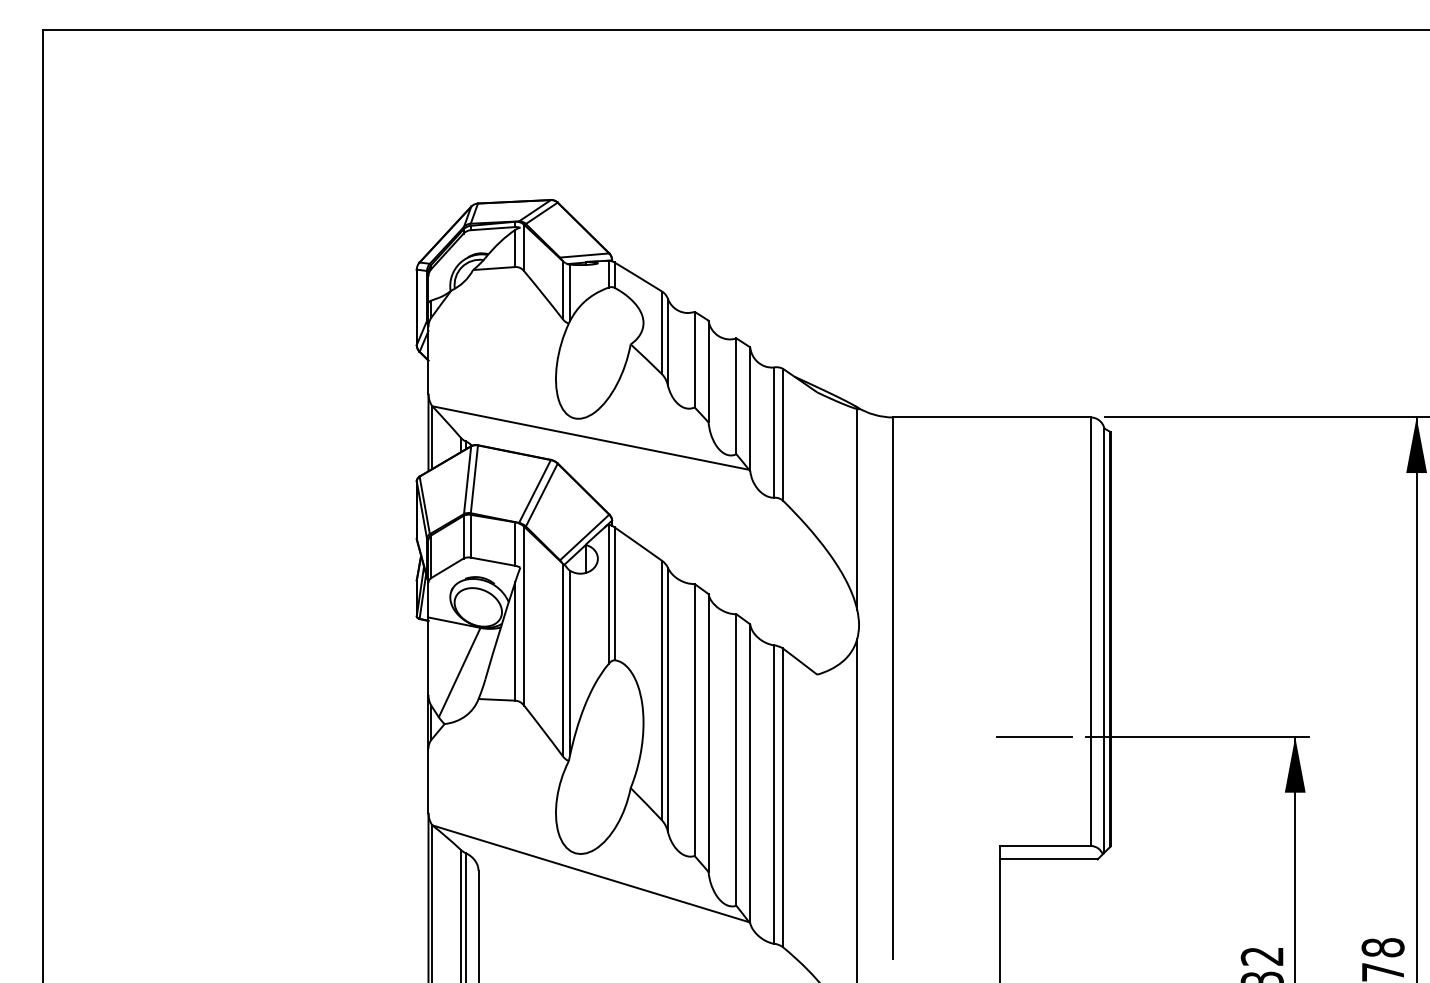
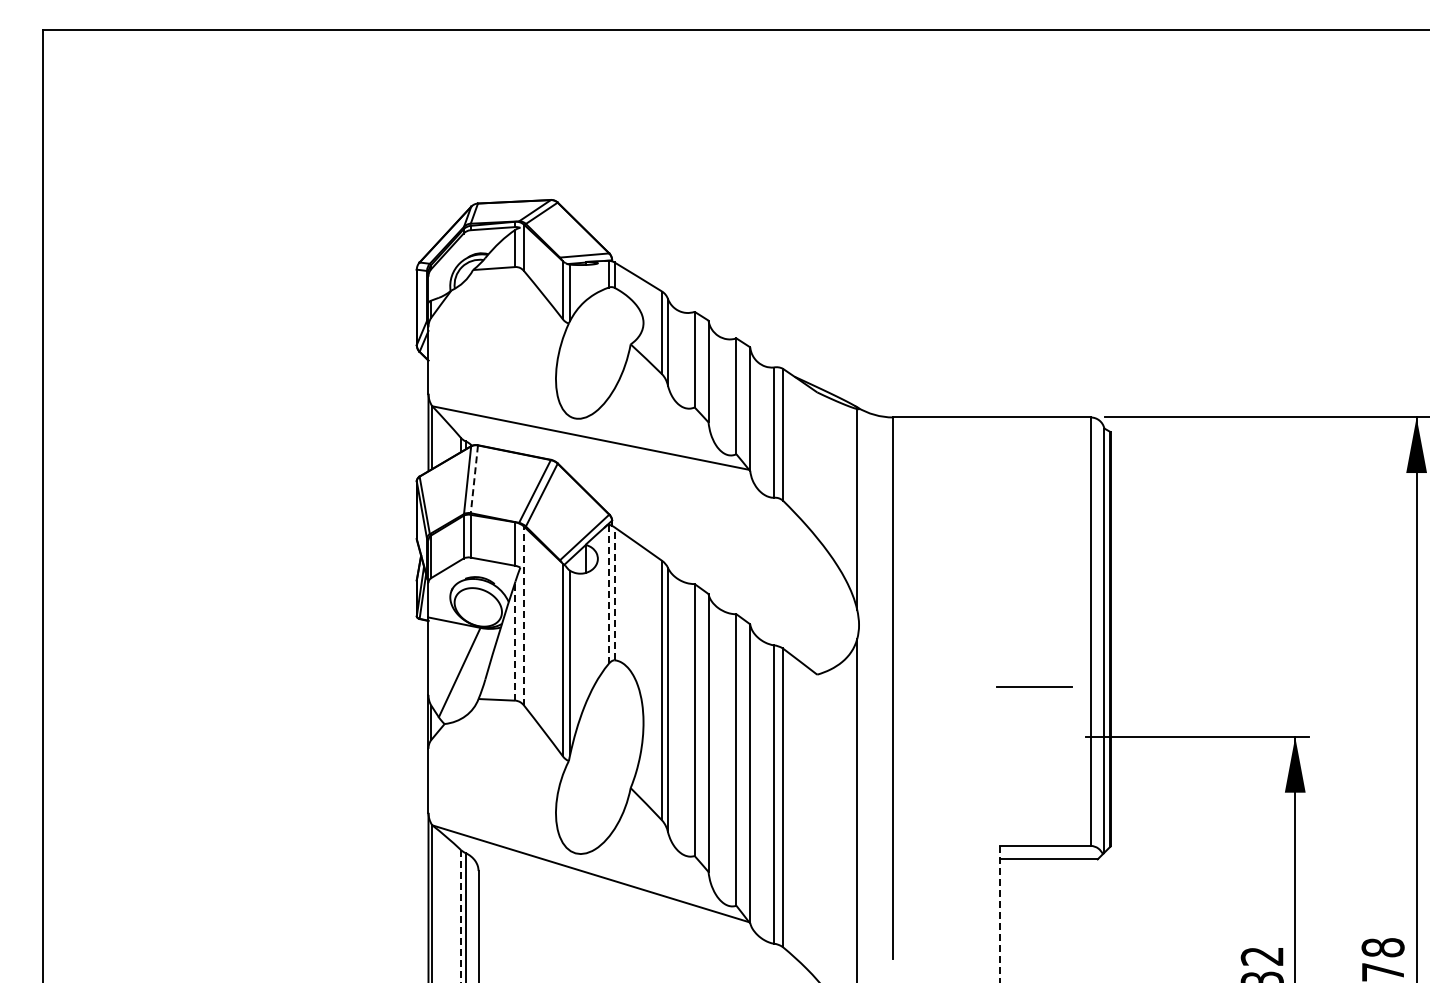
line: solid -> dashed (474, 479)
line: solid -> dashed (614, 593)
line: solid -> dashed (608, 594)
line: solid -> dashed (524, 615)
line: solid -> dashed (515, 641)
line position: (1034, 736) -> (1034, 686) (1034, 686)
line: solid -> dashed (999, 914)
line: solid -> dashed (460, 916)
